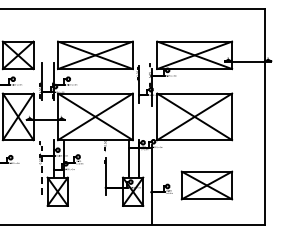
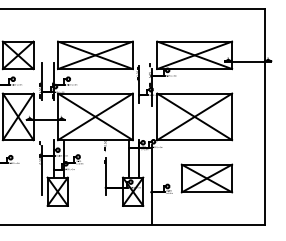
line: dashed -> solid (41, 170)
part position: (206, 185) -> (206, 178) (206, 178)
